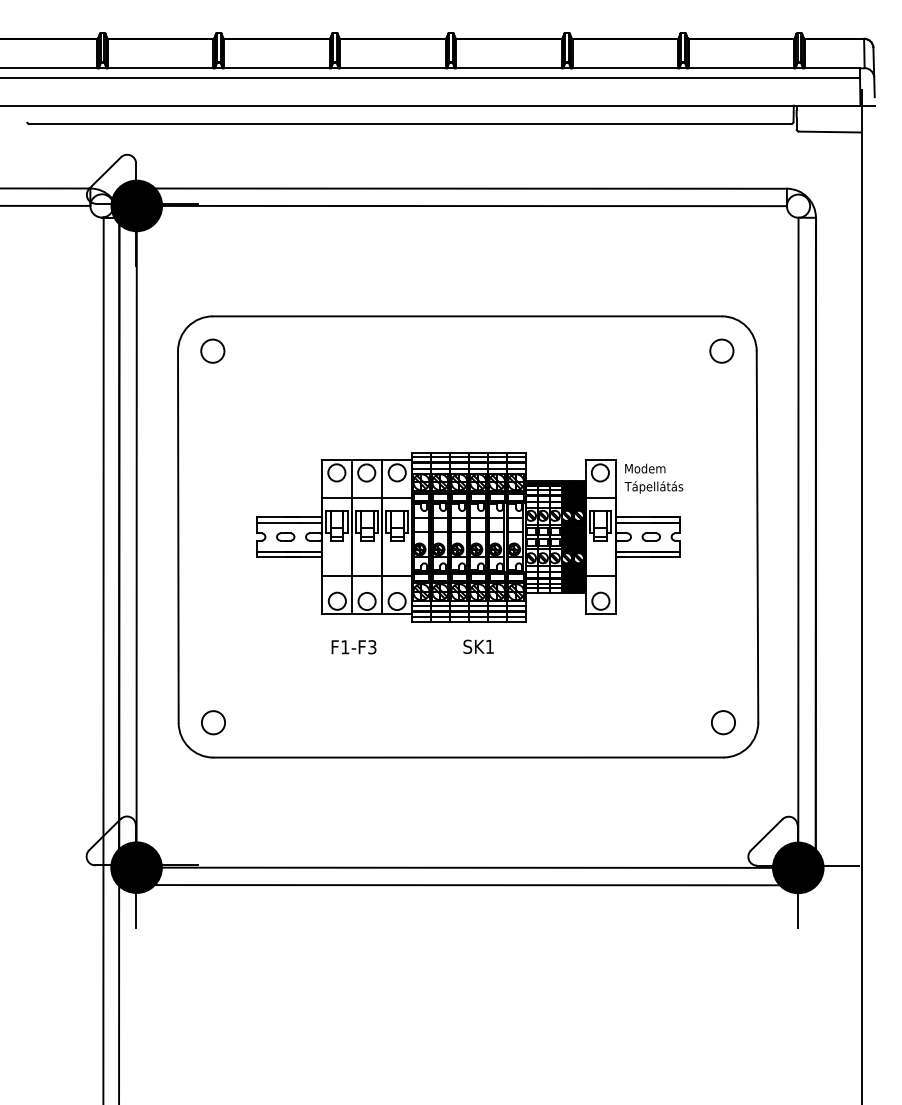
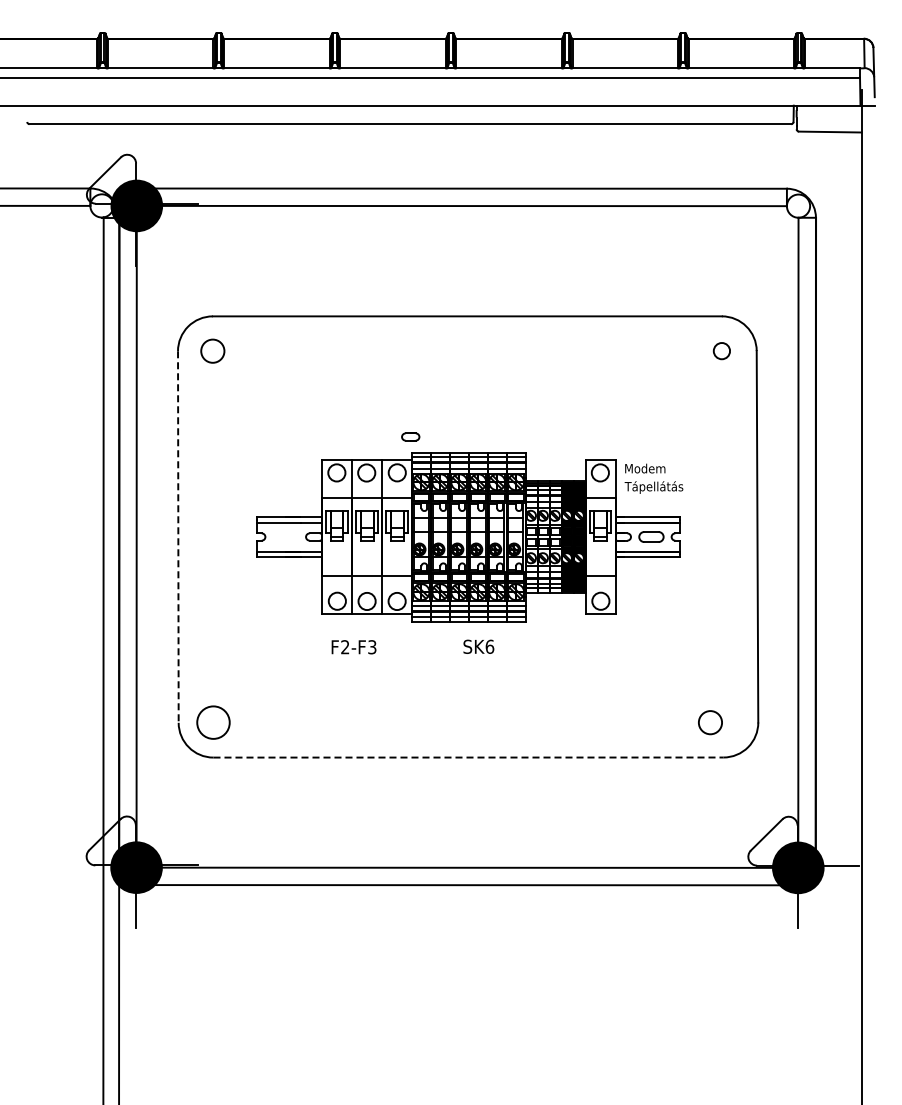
circle size: 26x26 px -> 19x19 px (721, 351)
part position: (285, 536) -> (410, 436) (410, 436)
part size: 20x10 px -> 27x12 px (651, 536)
line: solid -> dashed (178, 537)
text: SK1 -> SK6 (489, 646)
text: F1-F3 -> F2-F3 (345, 647)
circle size: 25x26 px -> 35x35 px (213, 722)
circle position: (723, 722) -> (710, 722) (710, 722)
line: solid -> dashed (468, 757)
